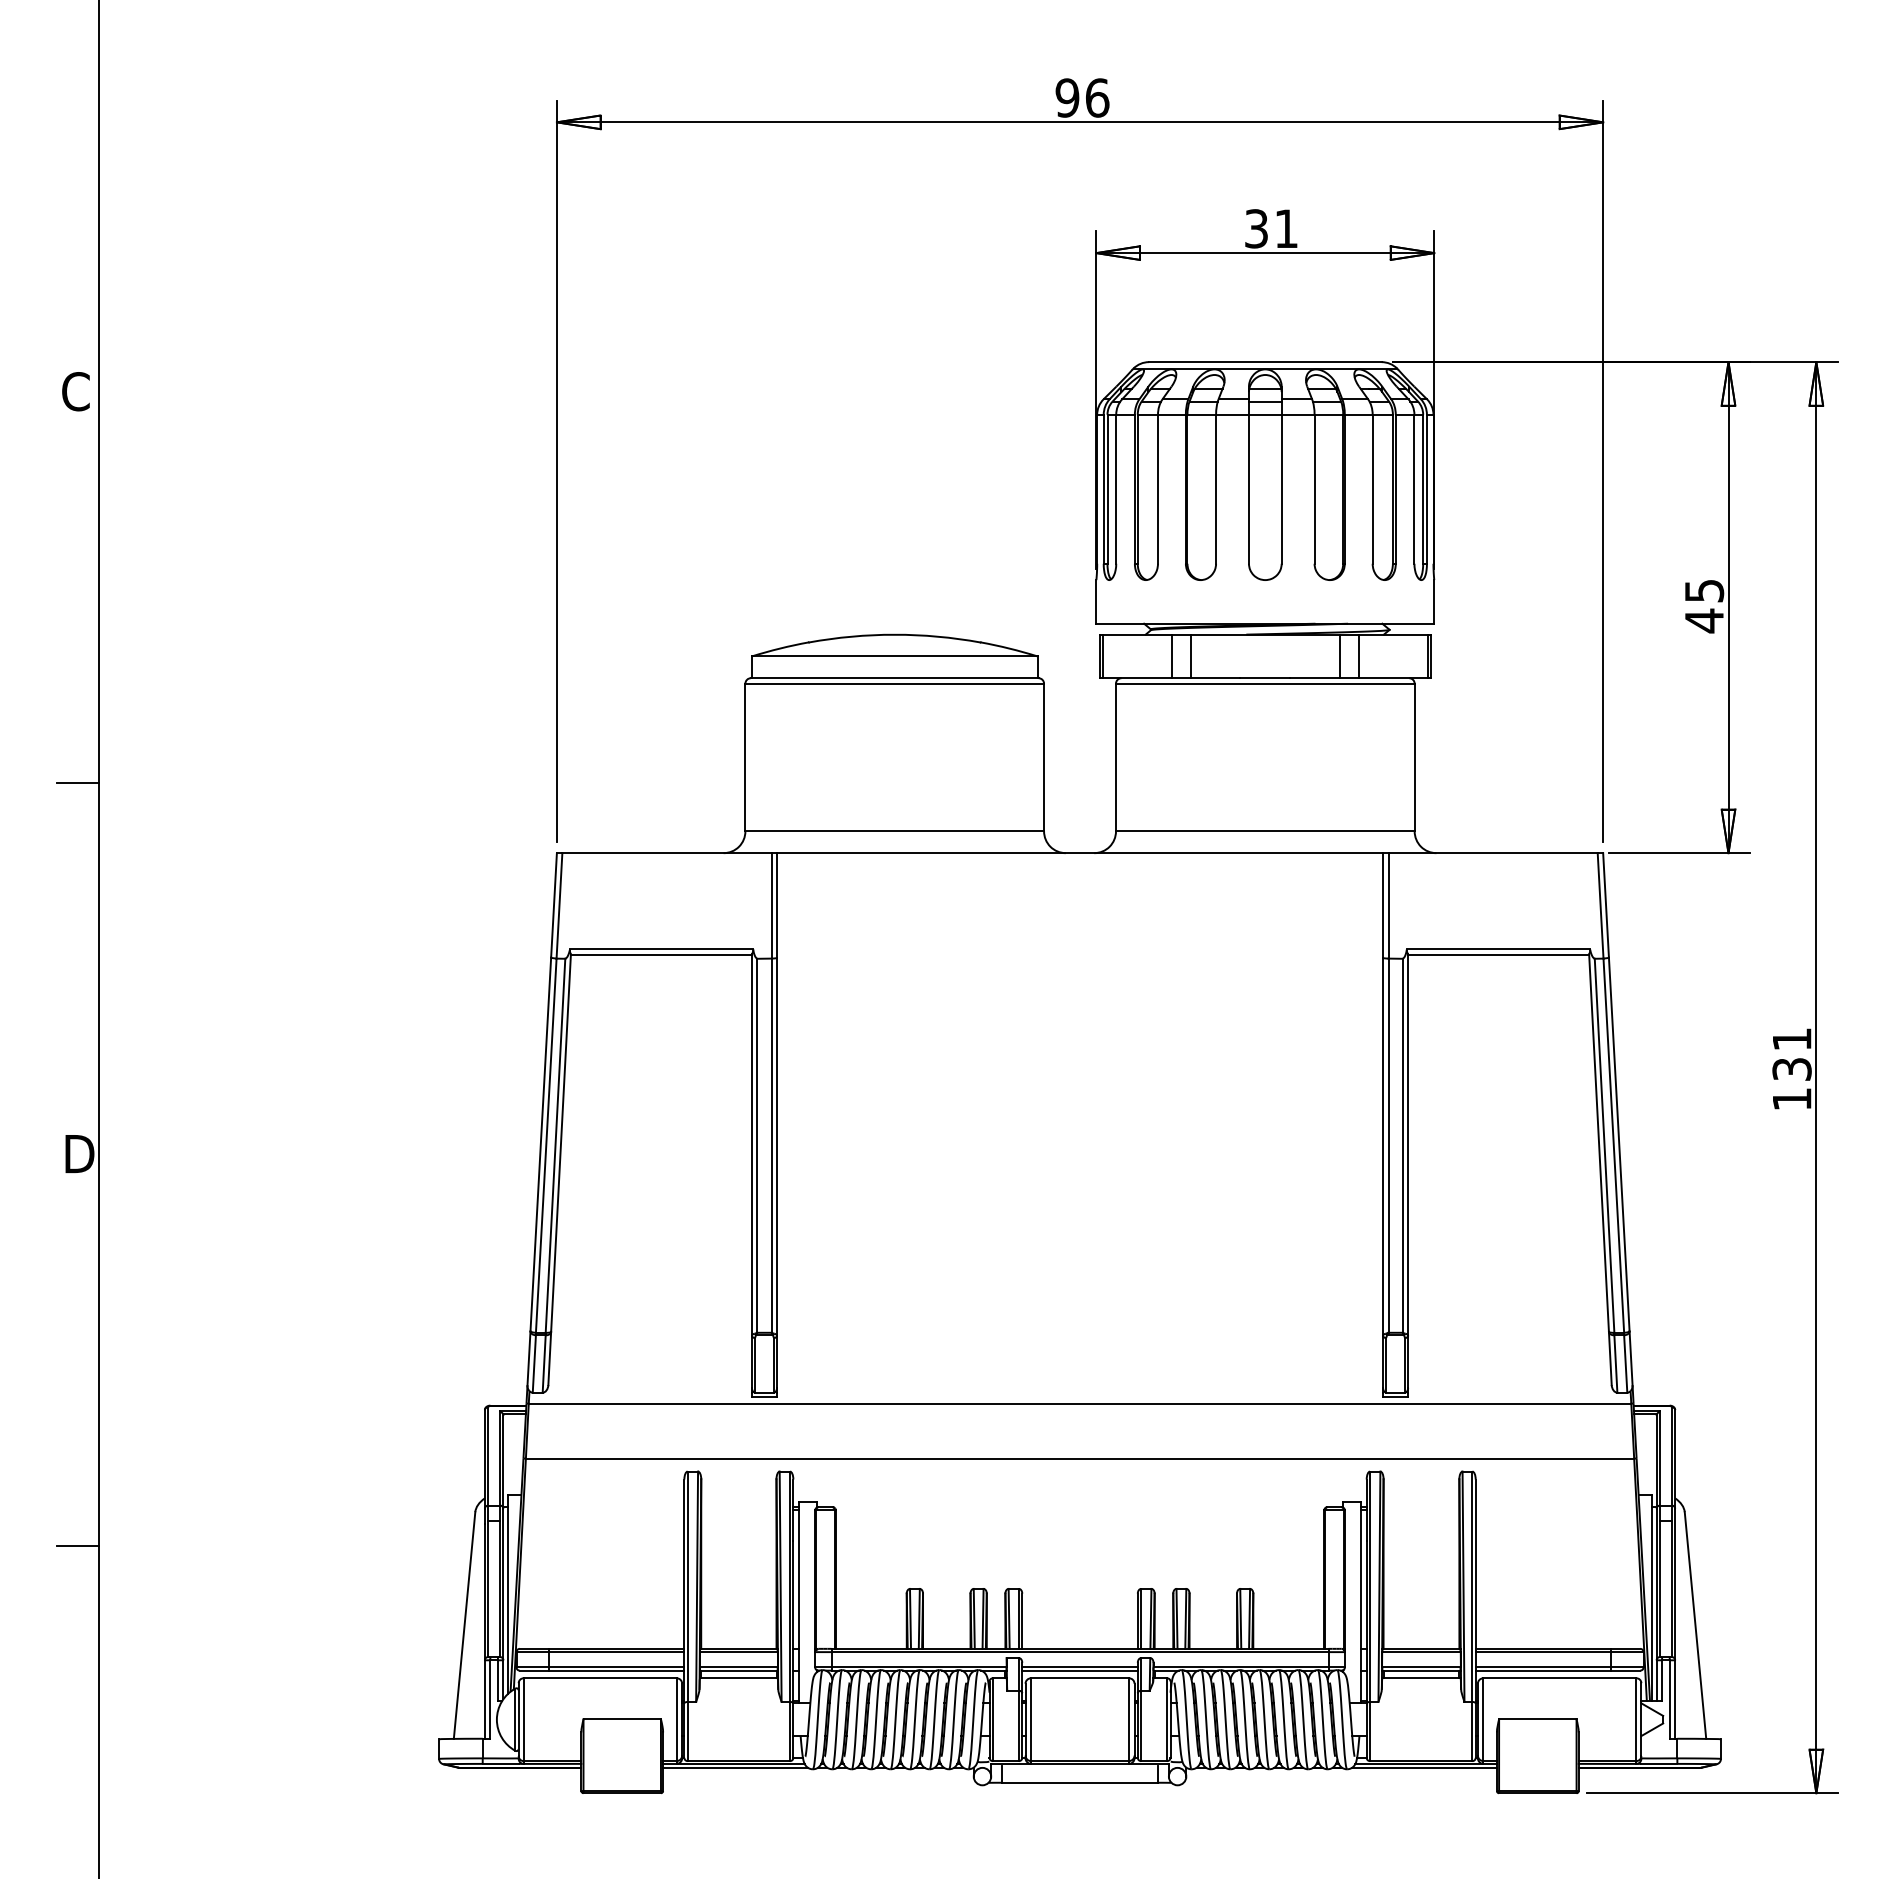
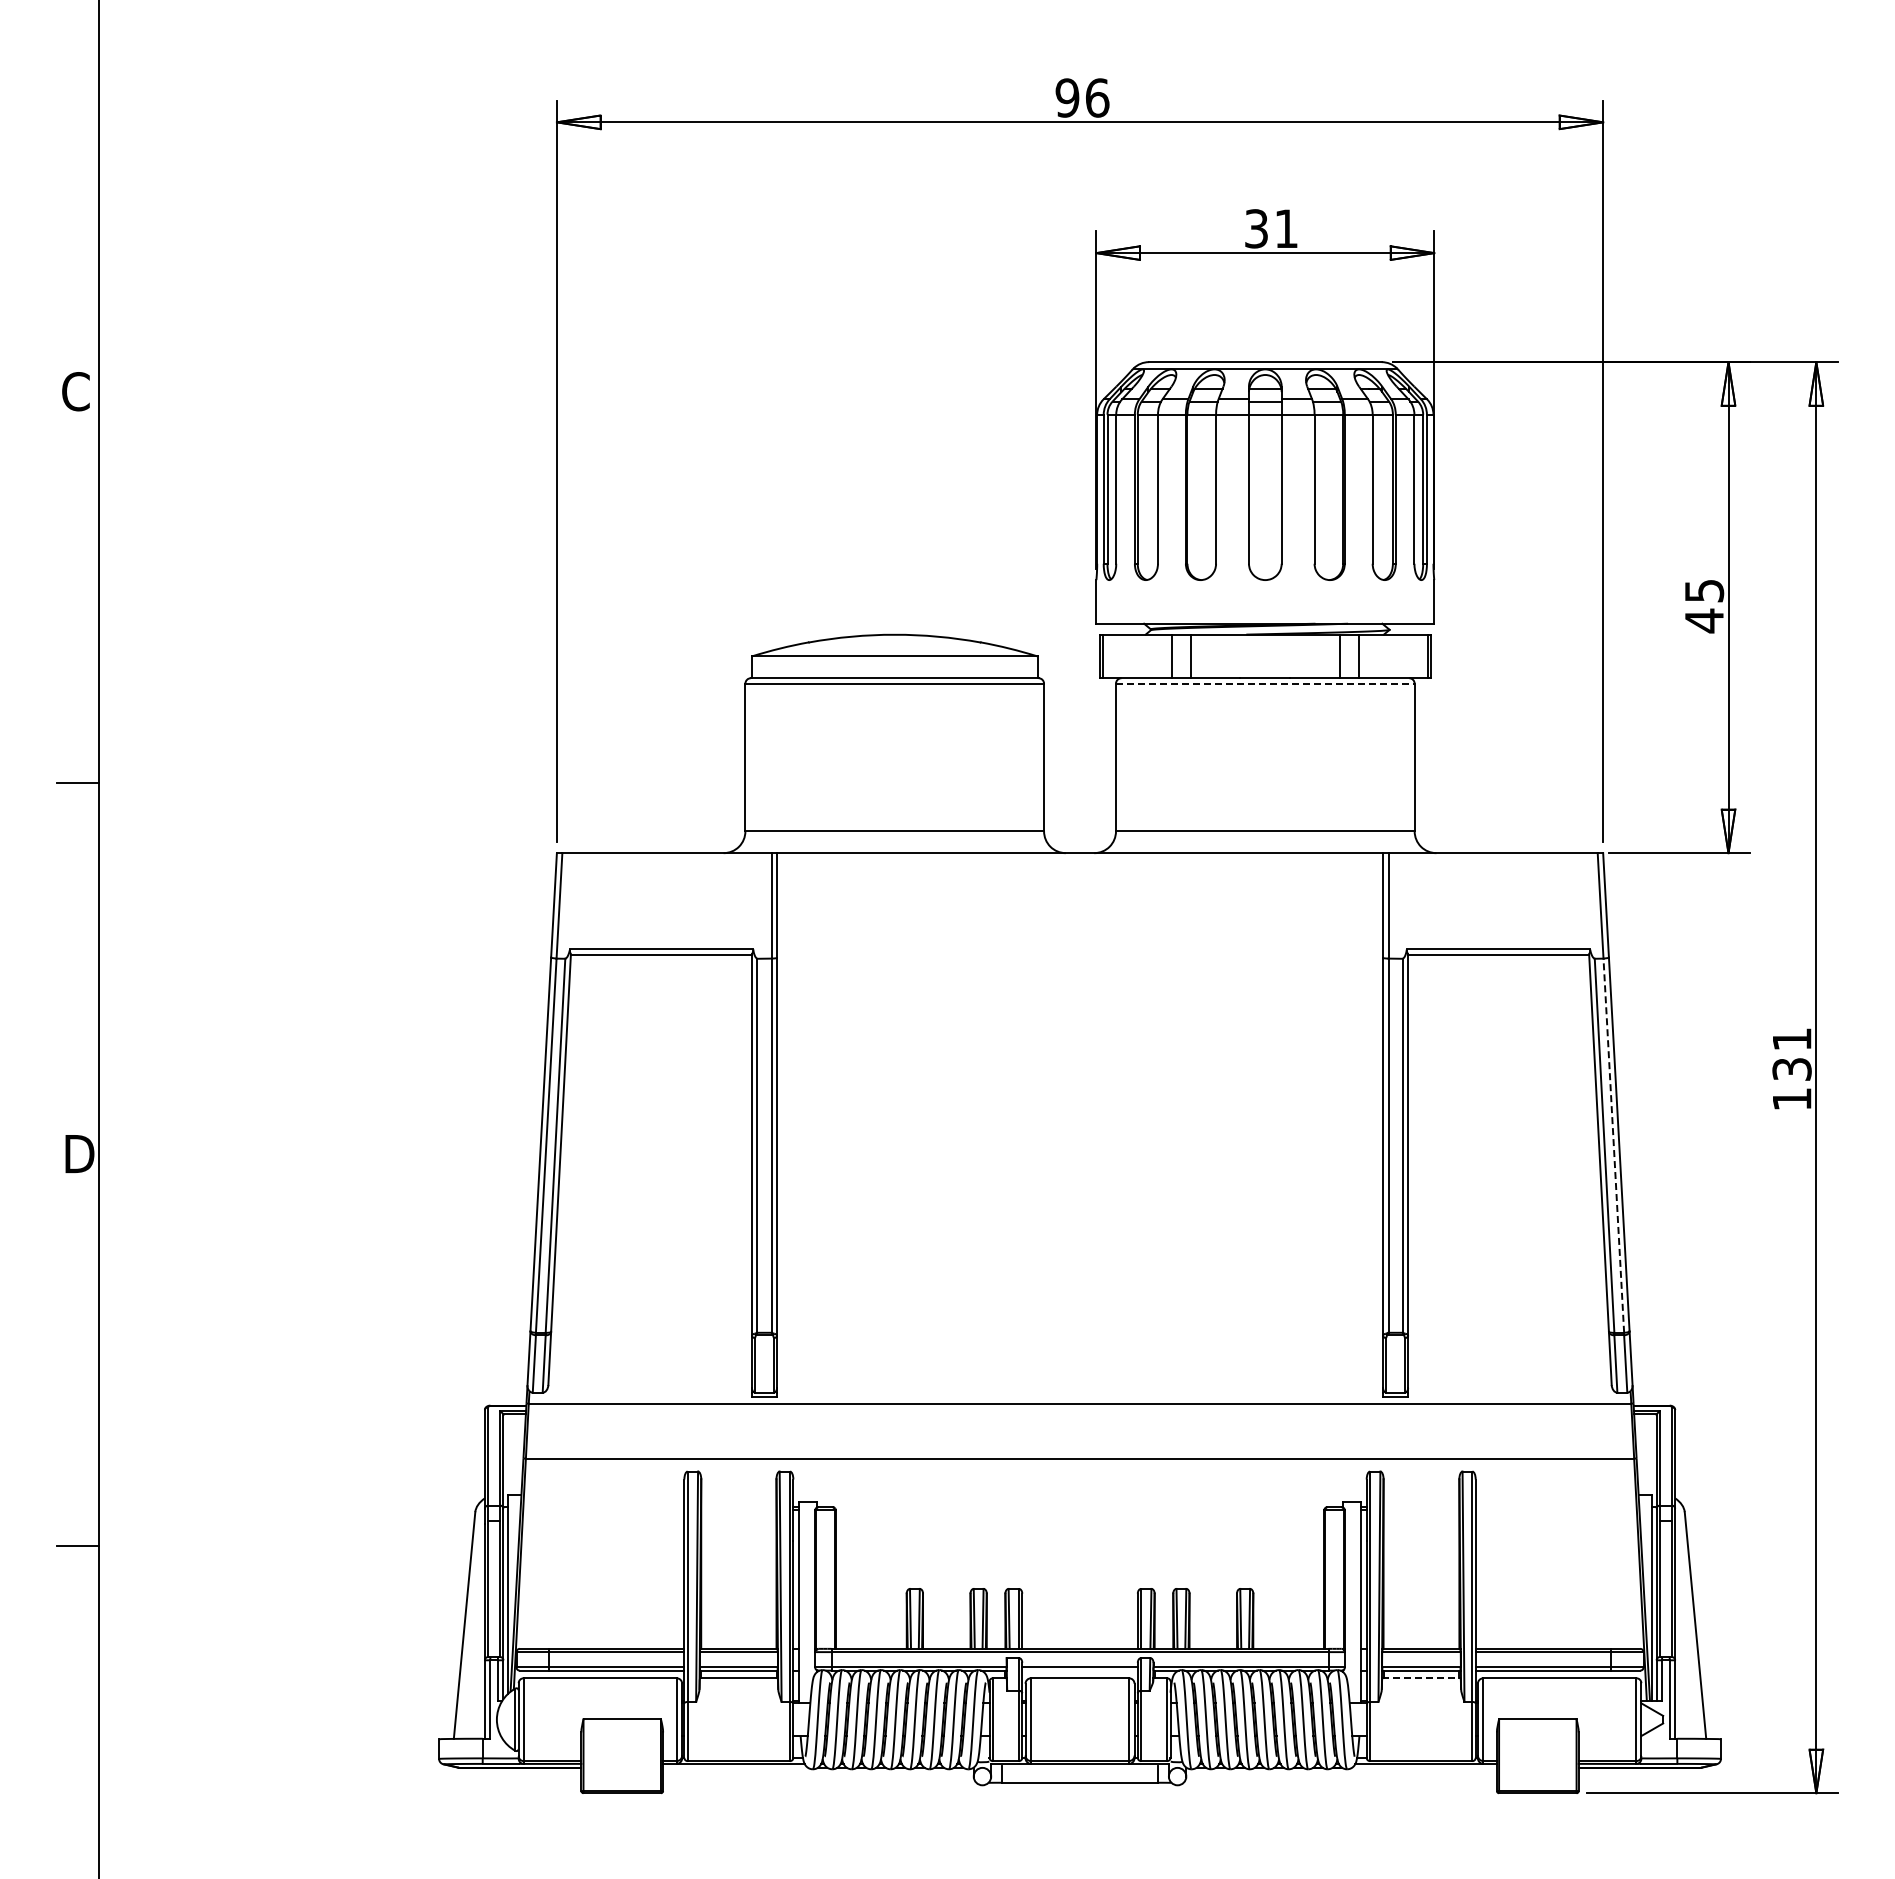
line: solid -> dashed (1265, 683)
line: solid -> dashed (1613, 1145)
line: present -> none (1079, 1670)
line: solid -> dashed (1421, 1678)
line: present -> none (735, 1767)
line: present -> none (1424, 1767)
